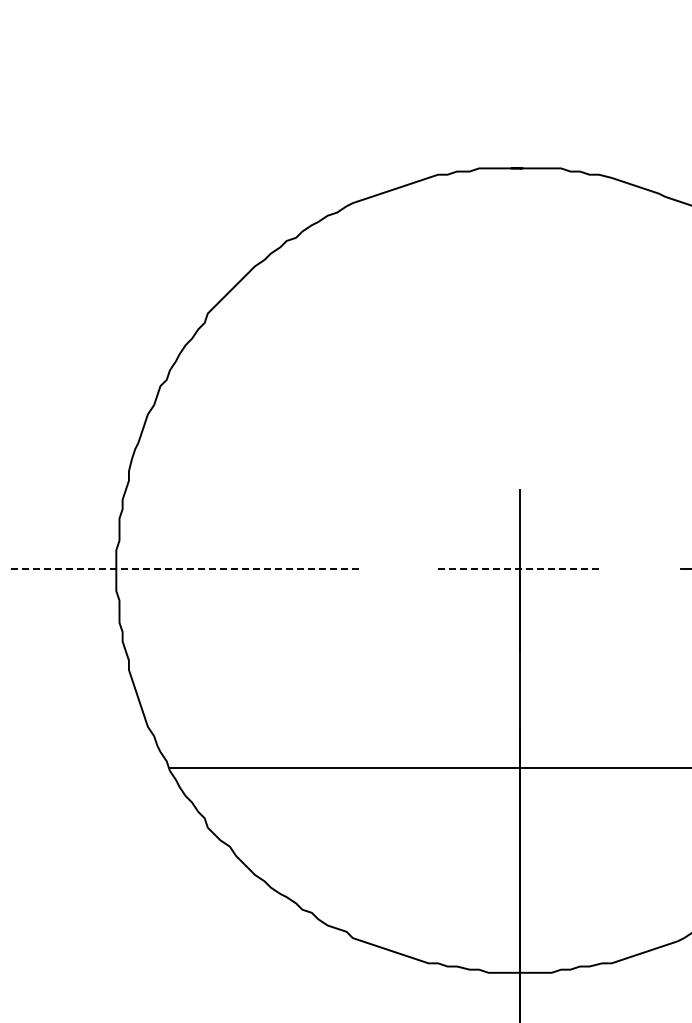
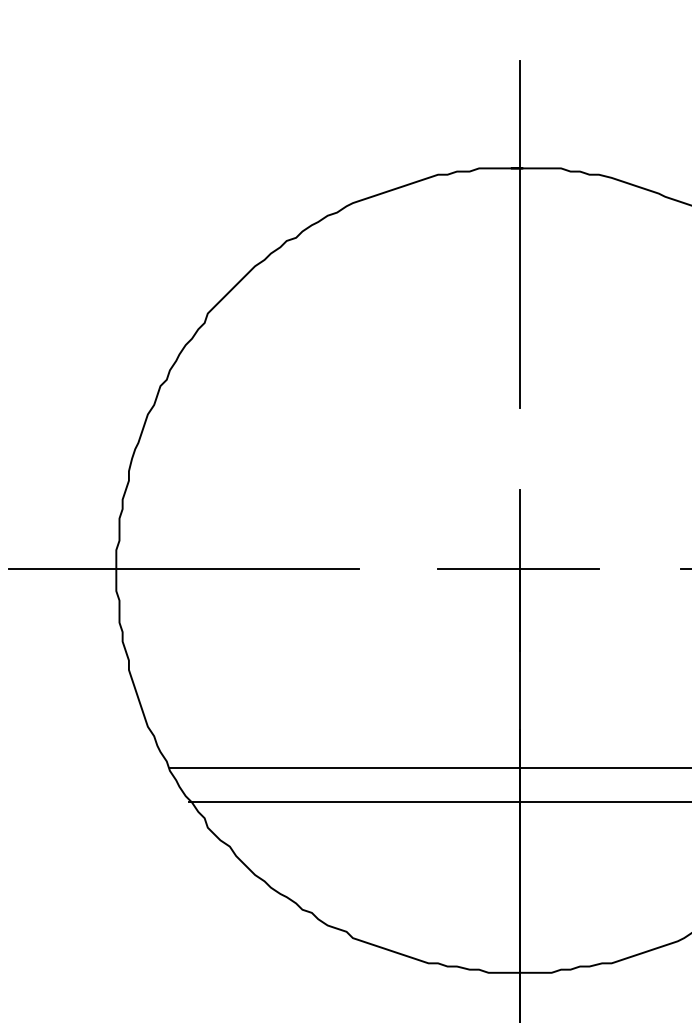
line: none -> present (520, 234)
line: dashed -> solid (183, 569)
line: dashed -> solid (519, 569)
line: none -> present (438, 802)
